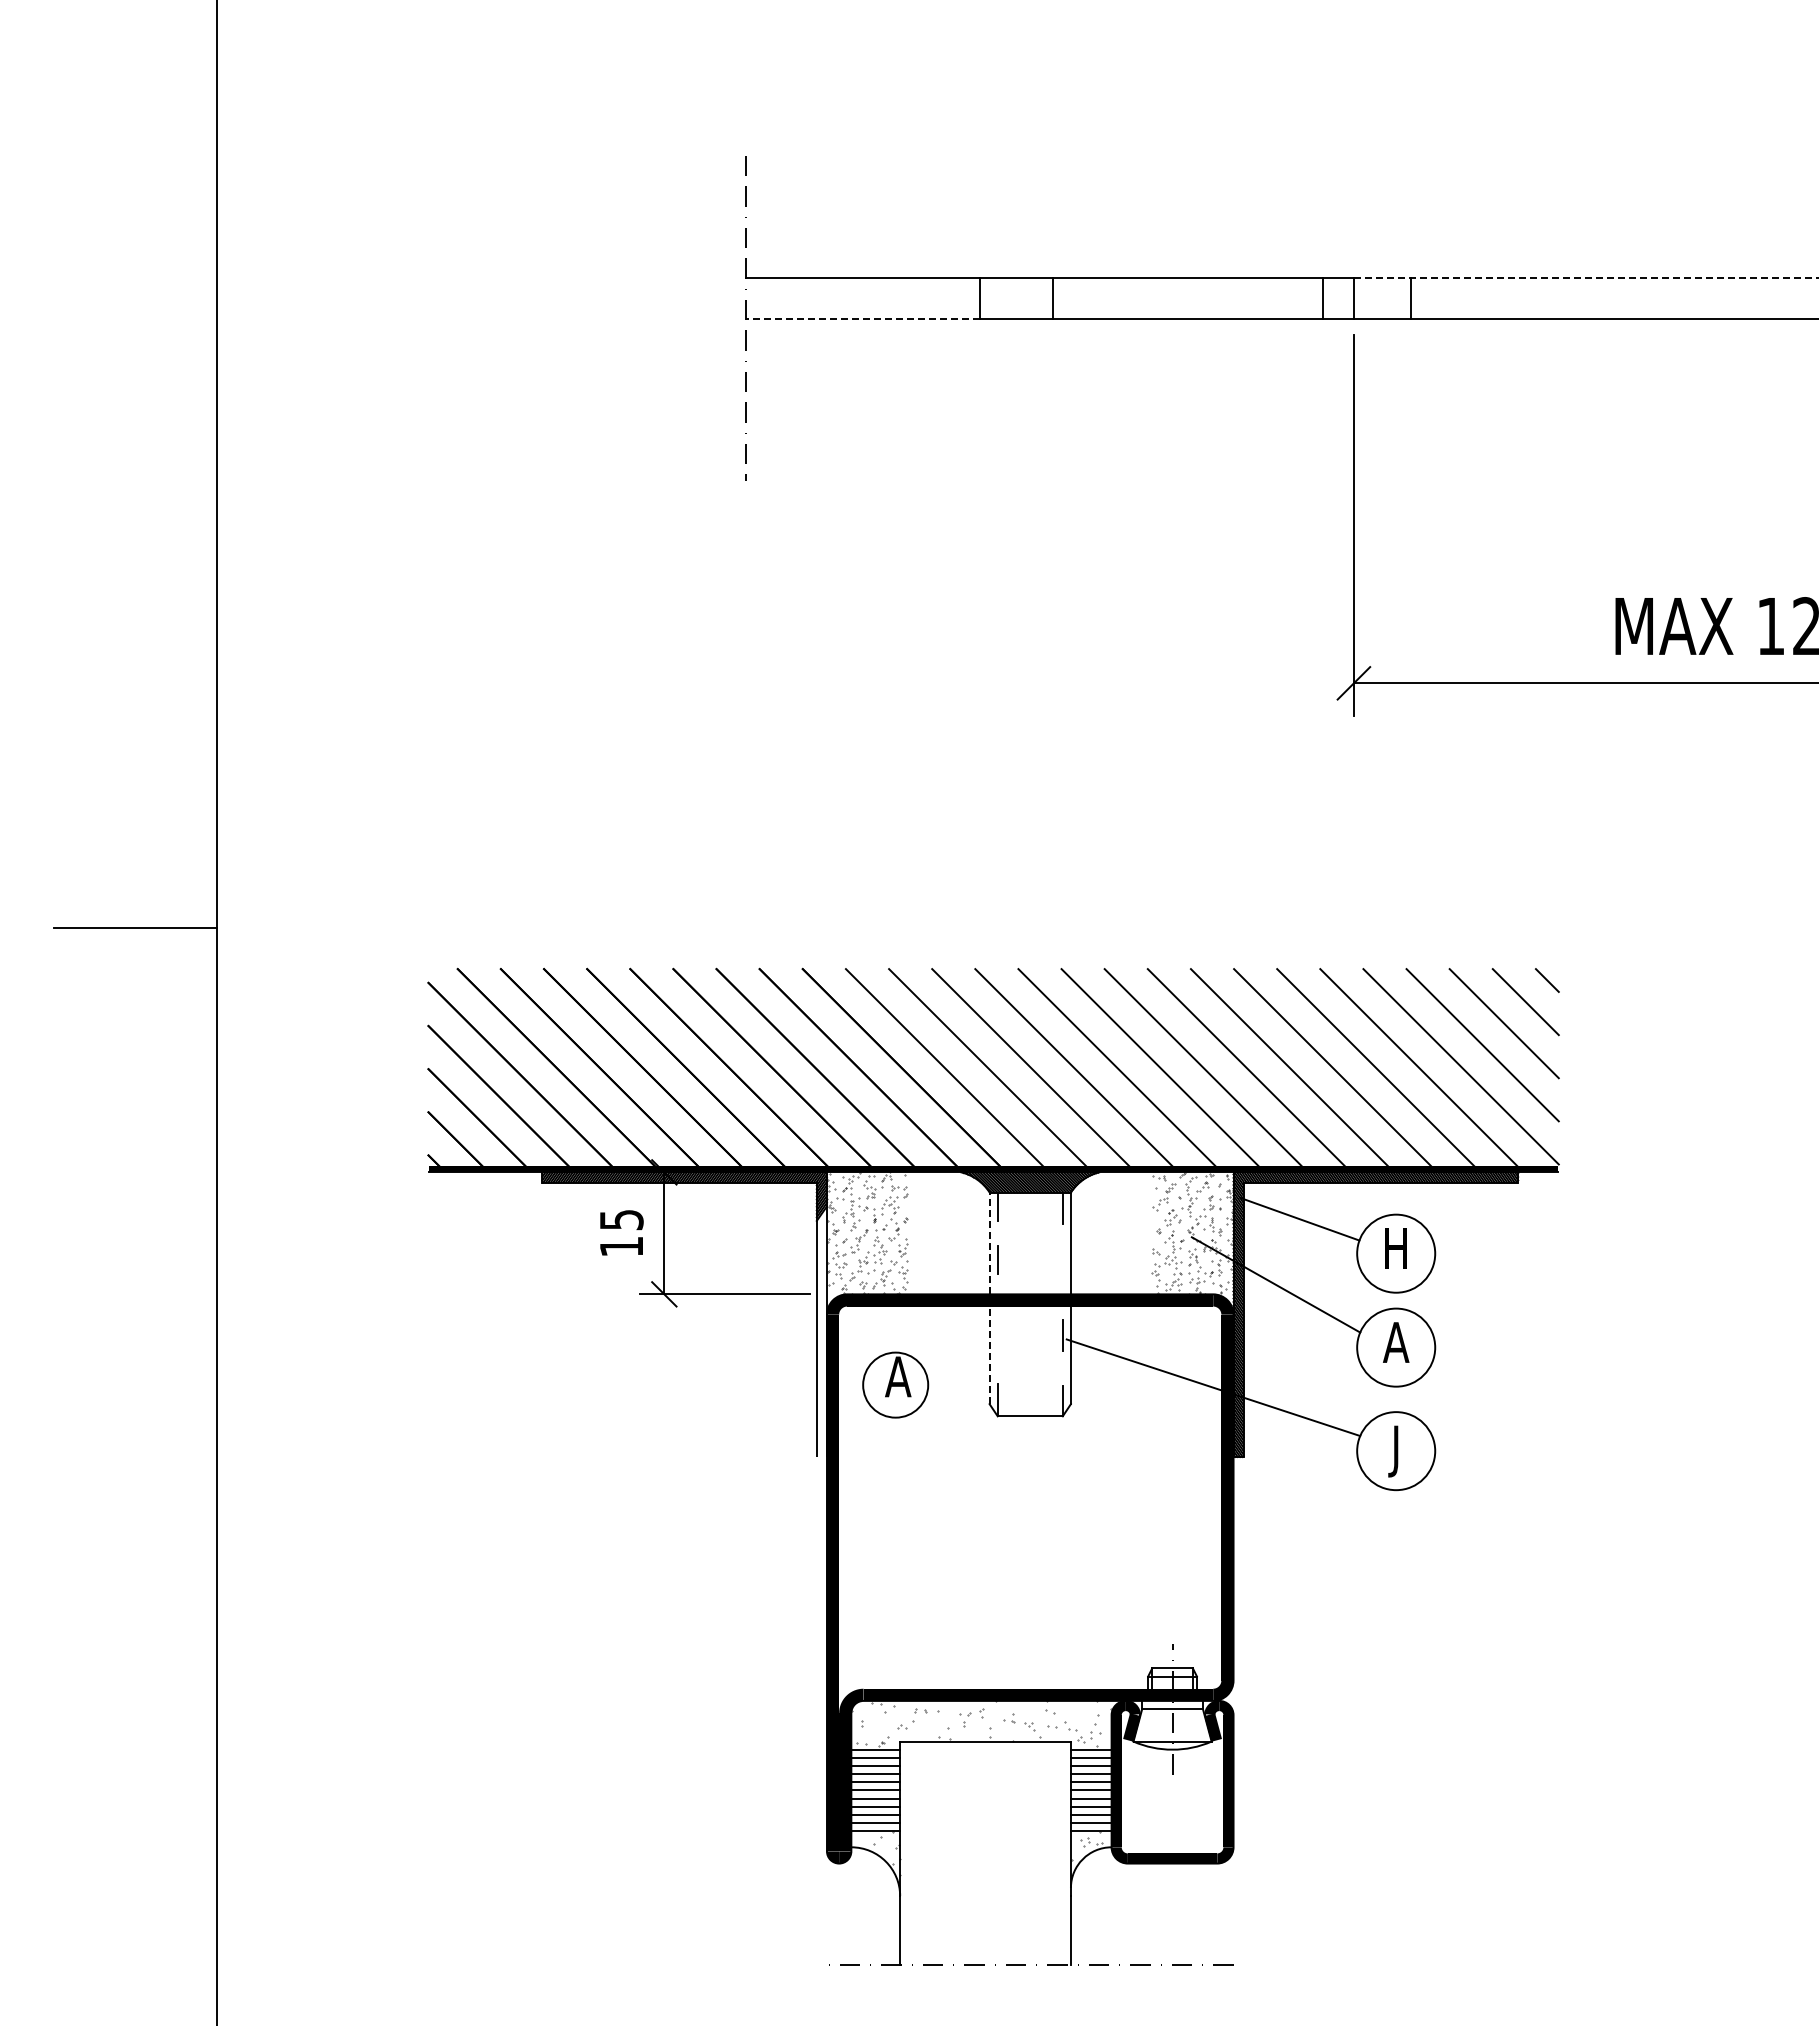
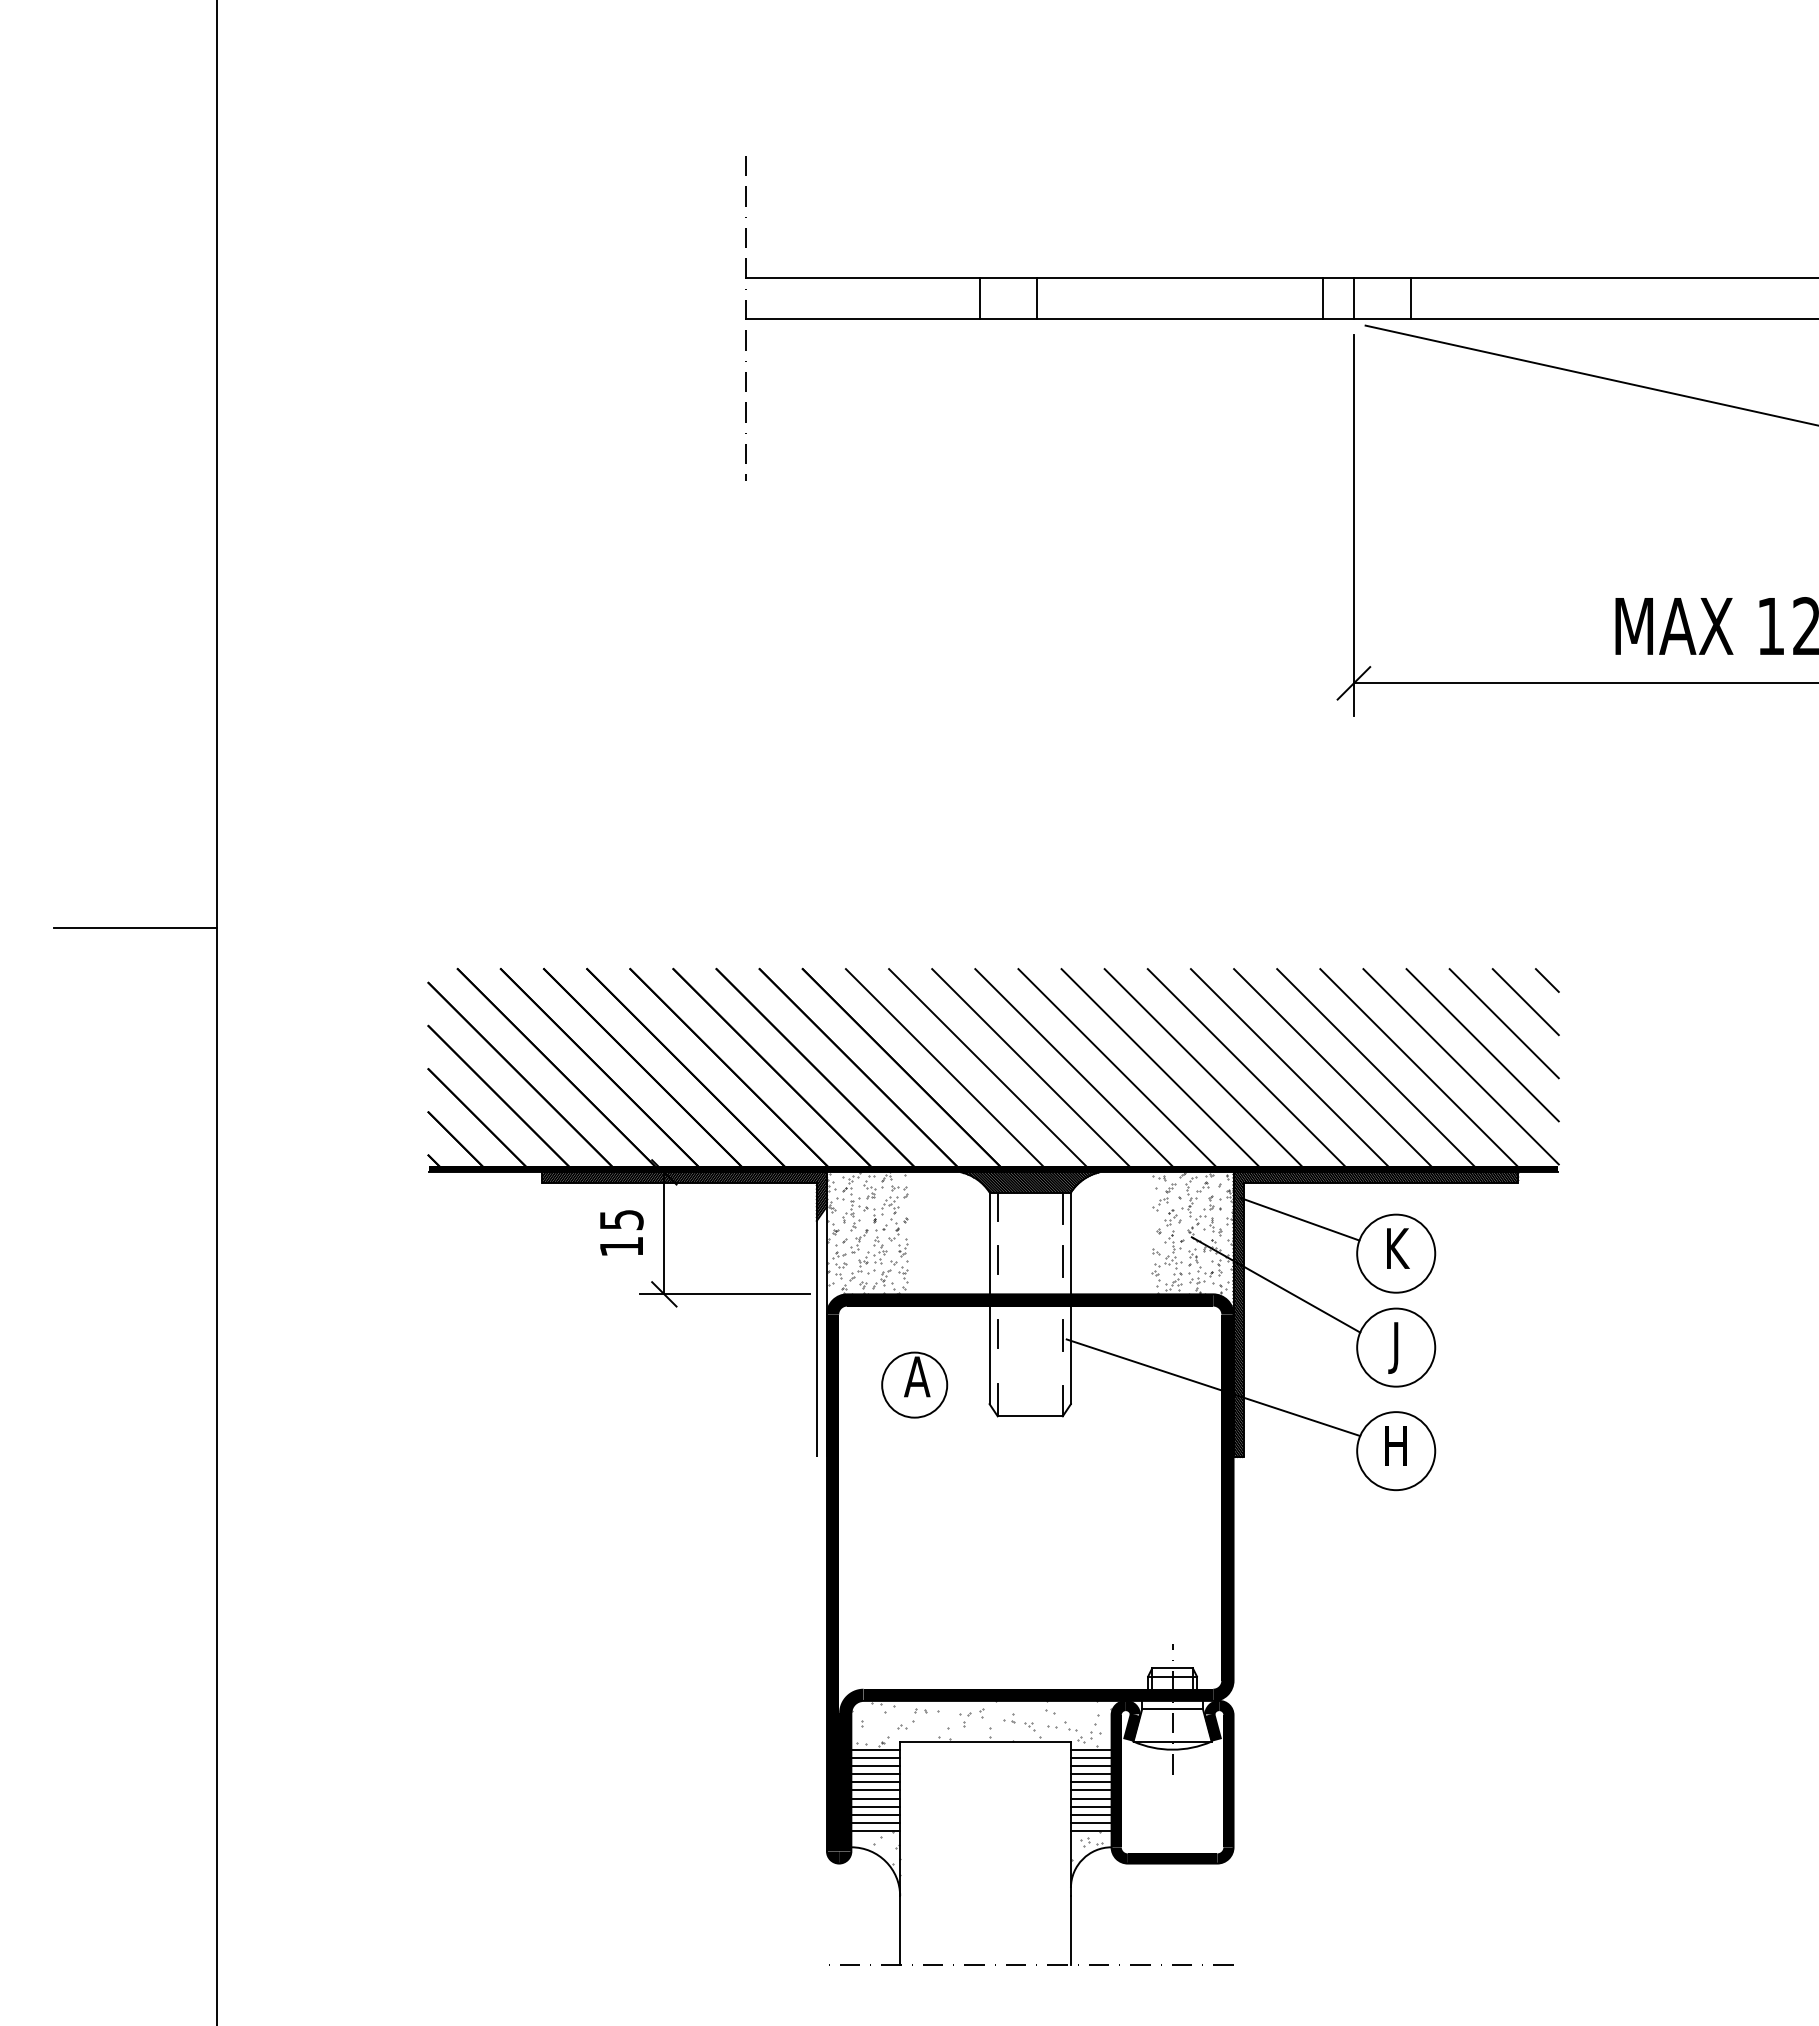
line: dashed -> solid (1586, 277)
line position: (1052, 297) -> (1036, 297) (1036, 297)
line: dashed -> solid (862, 318)
line: none -> present (1590, 374)
text: H -> K (1397, 1248)
line: none -> present (1062, 1260)
line: dashed -> solid (989, 1298)
line: none -> present (997, 1334)
text: A -> J (1396, 1347)
part position: (895, 1384) -> (914, 1384) (914, 1384)
text: J -> H (1395, 1451)
